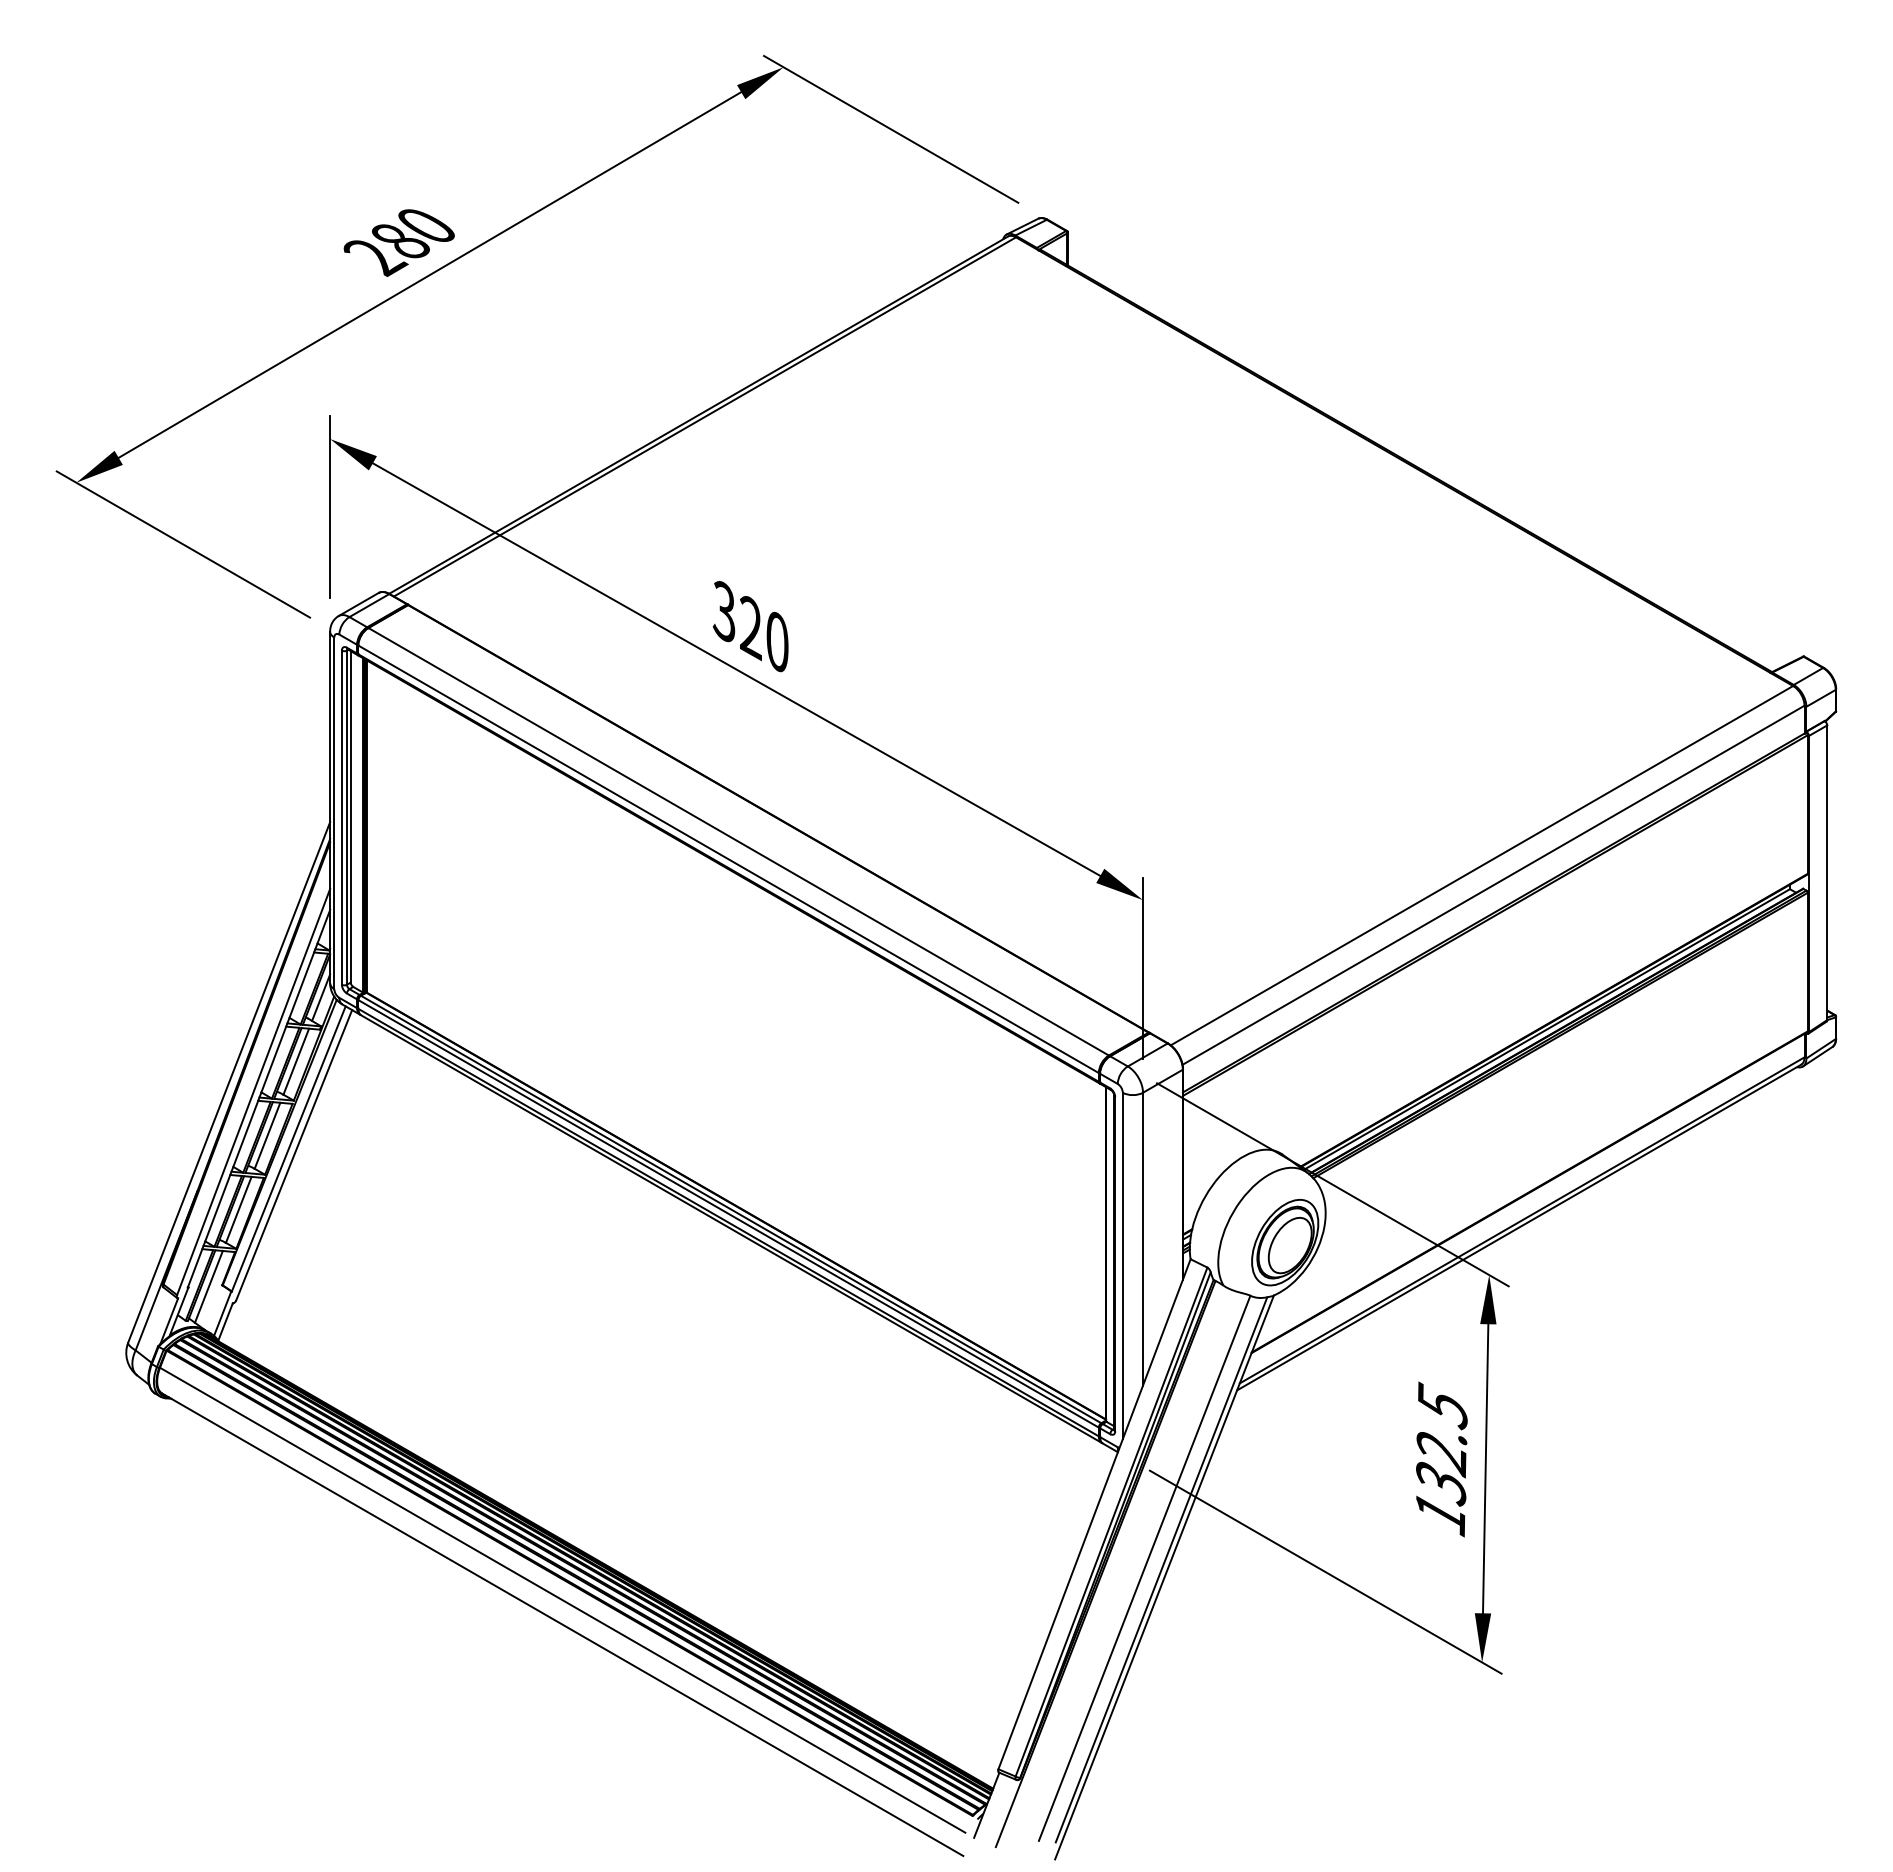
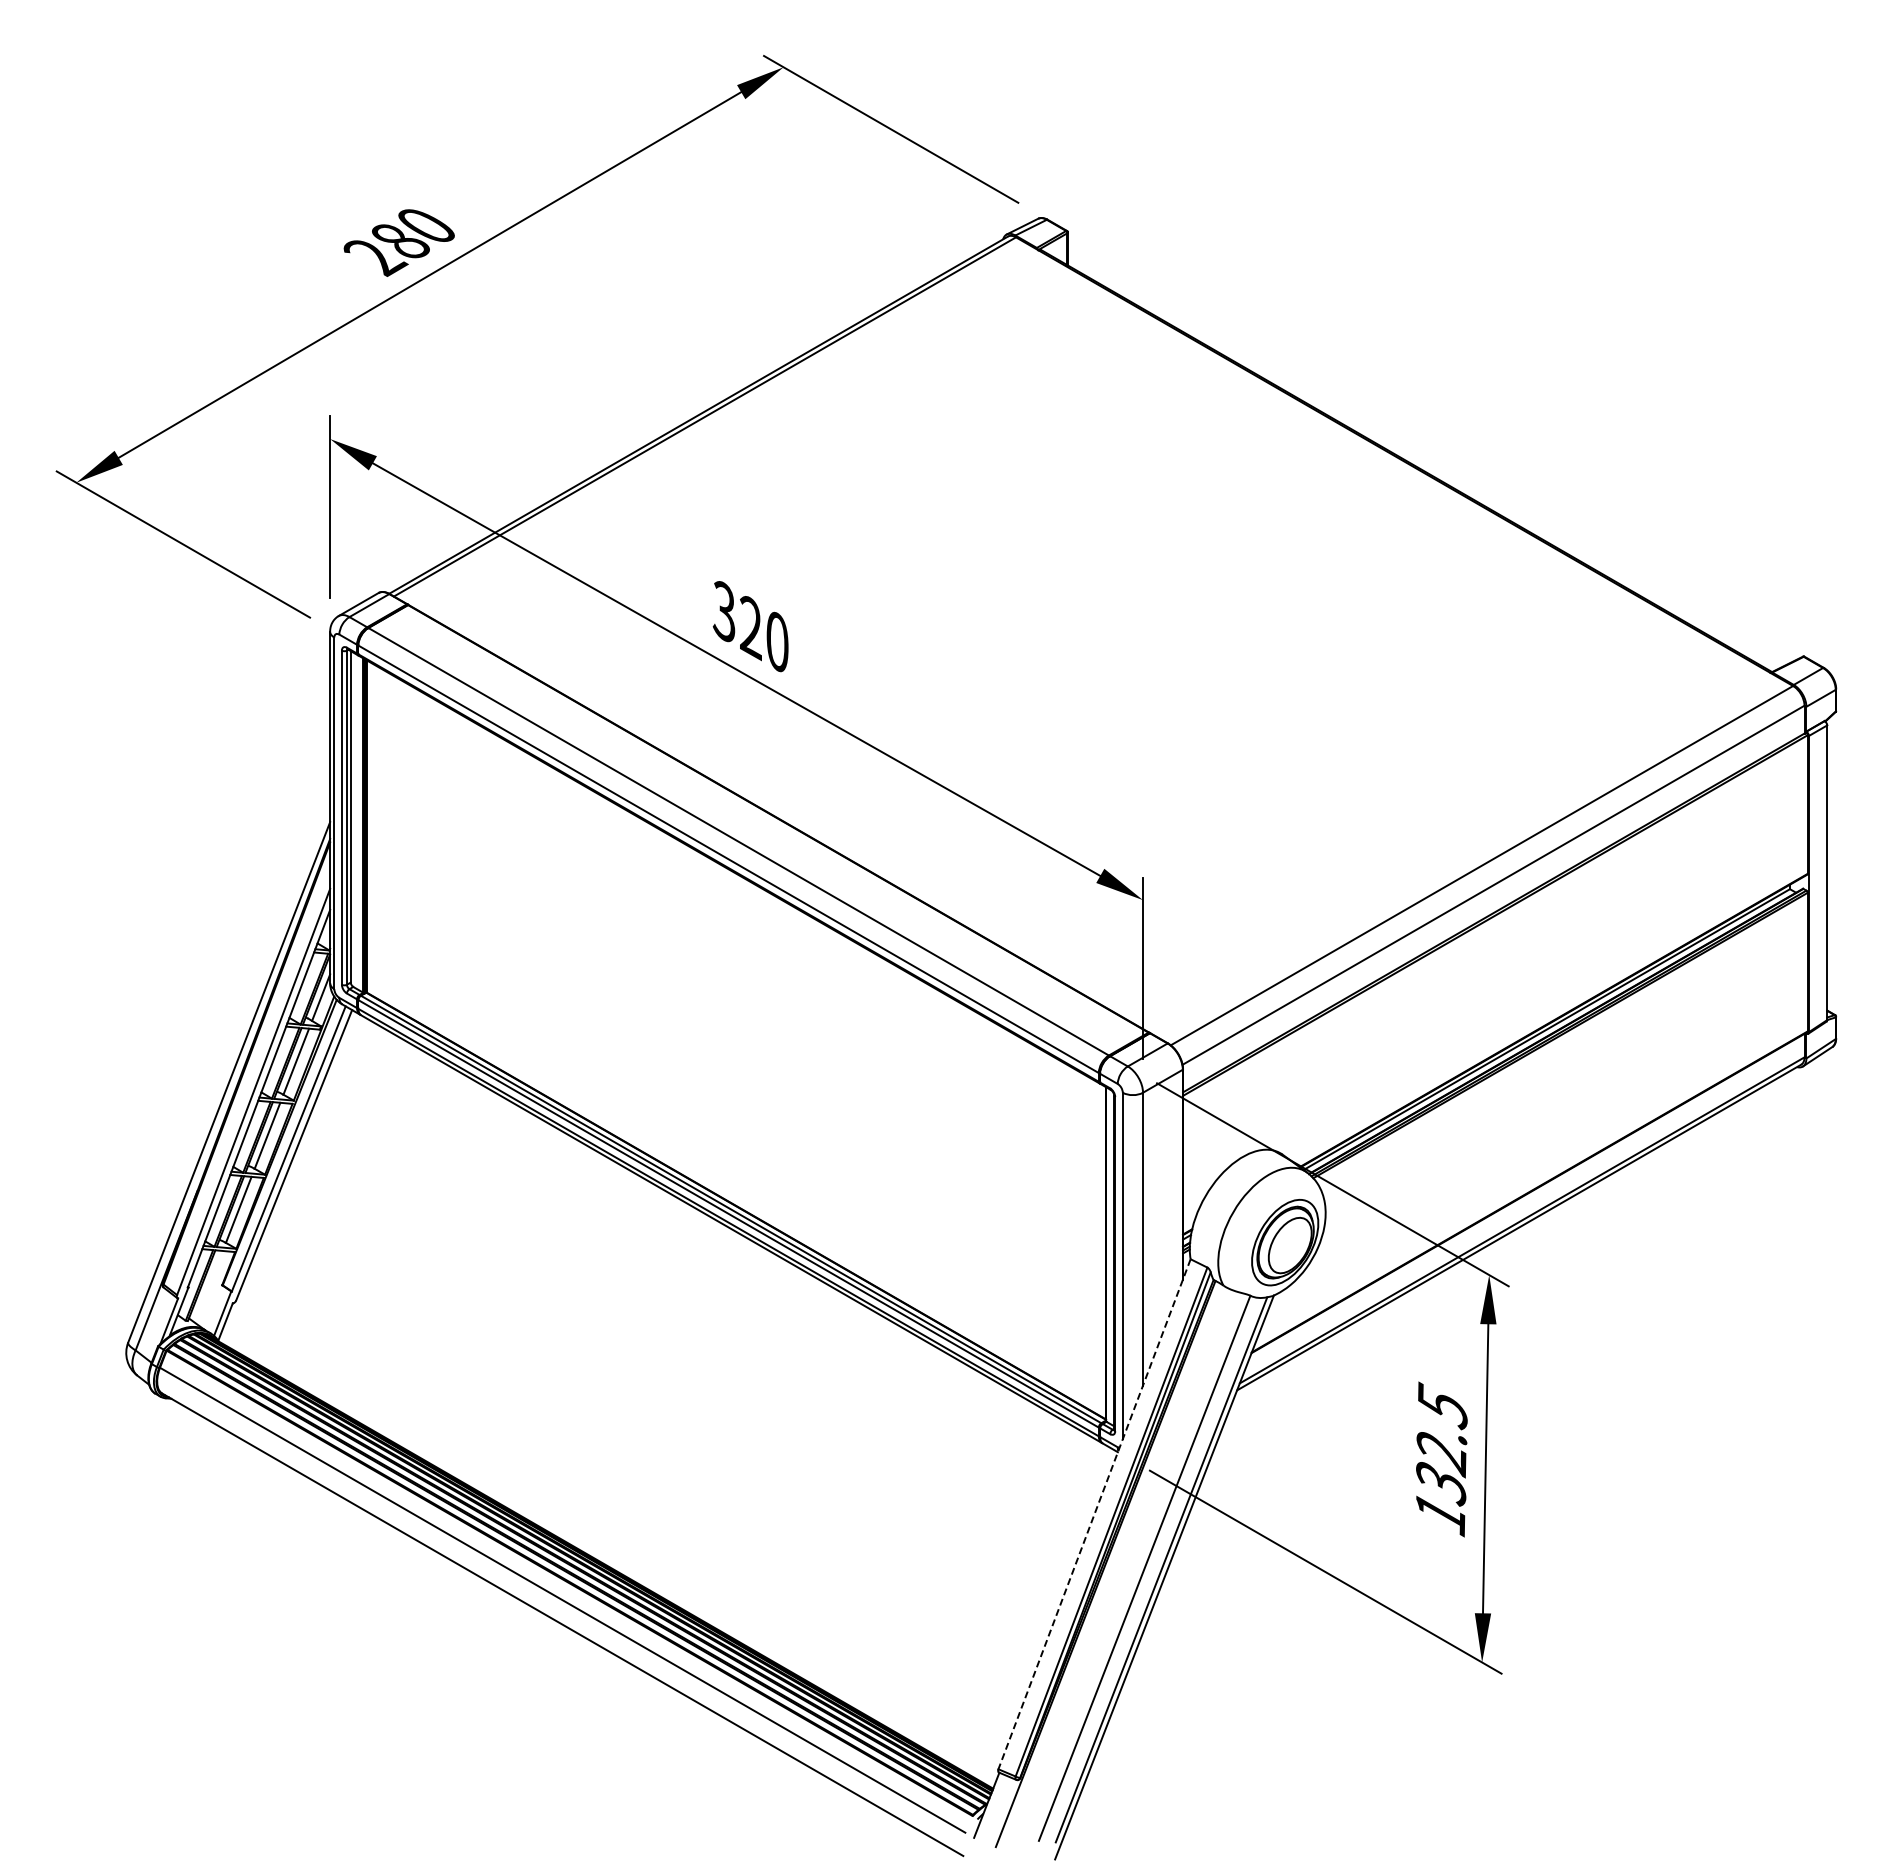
line: present -> none (208, 1286)
line: solid -> dashed (1094, 1514)
